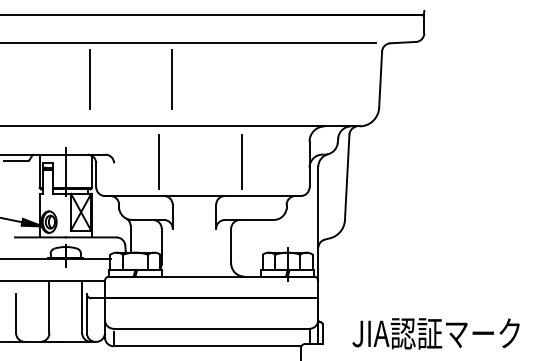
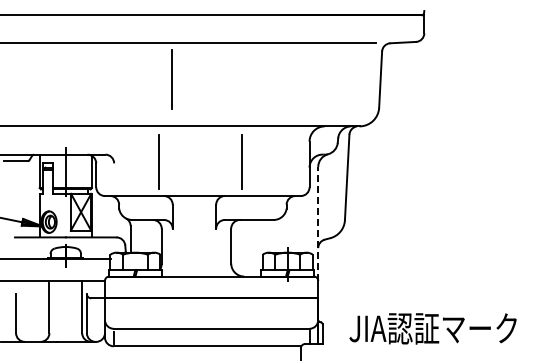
line: present -> none (89, 79)
line: solid -> dashed (318, 223)
text position: (435, 333) -> (432, 328) (432, 328)
